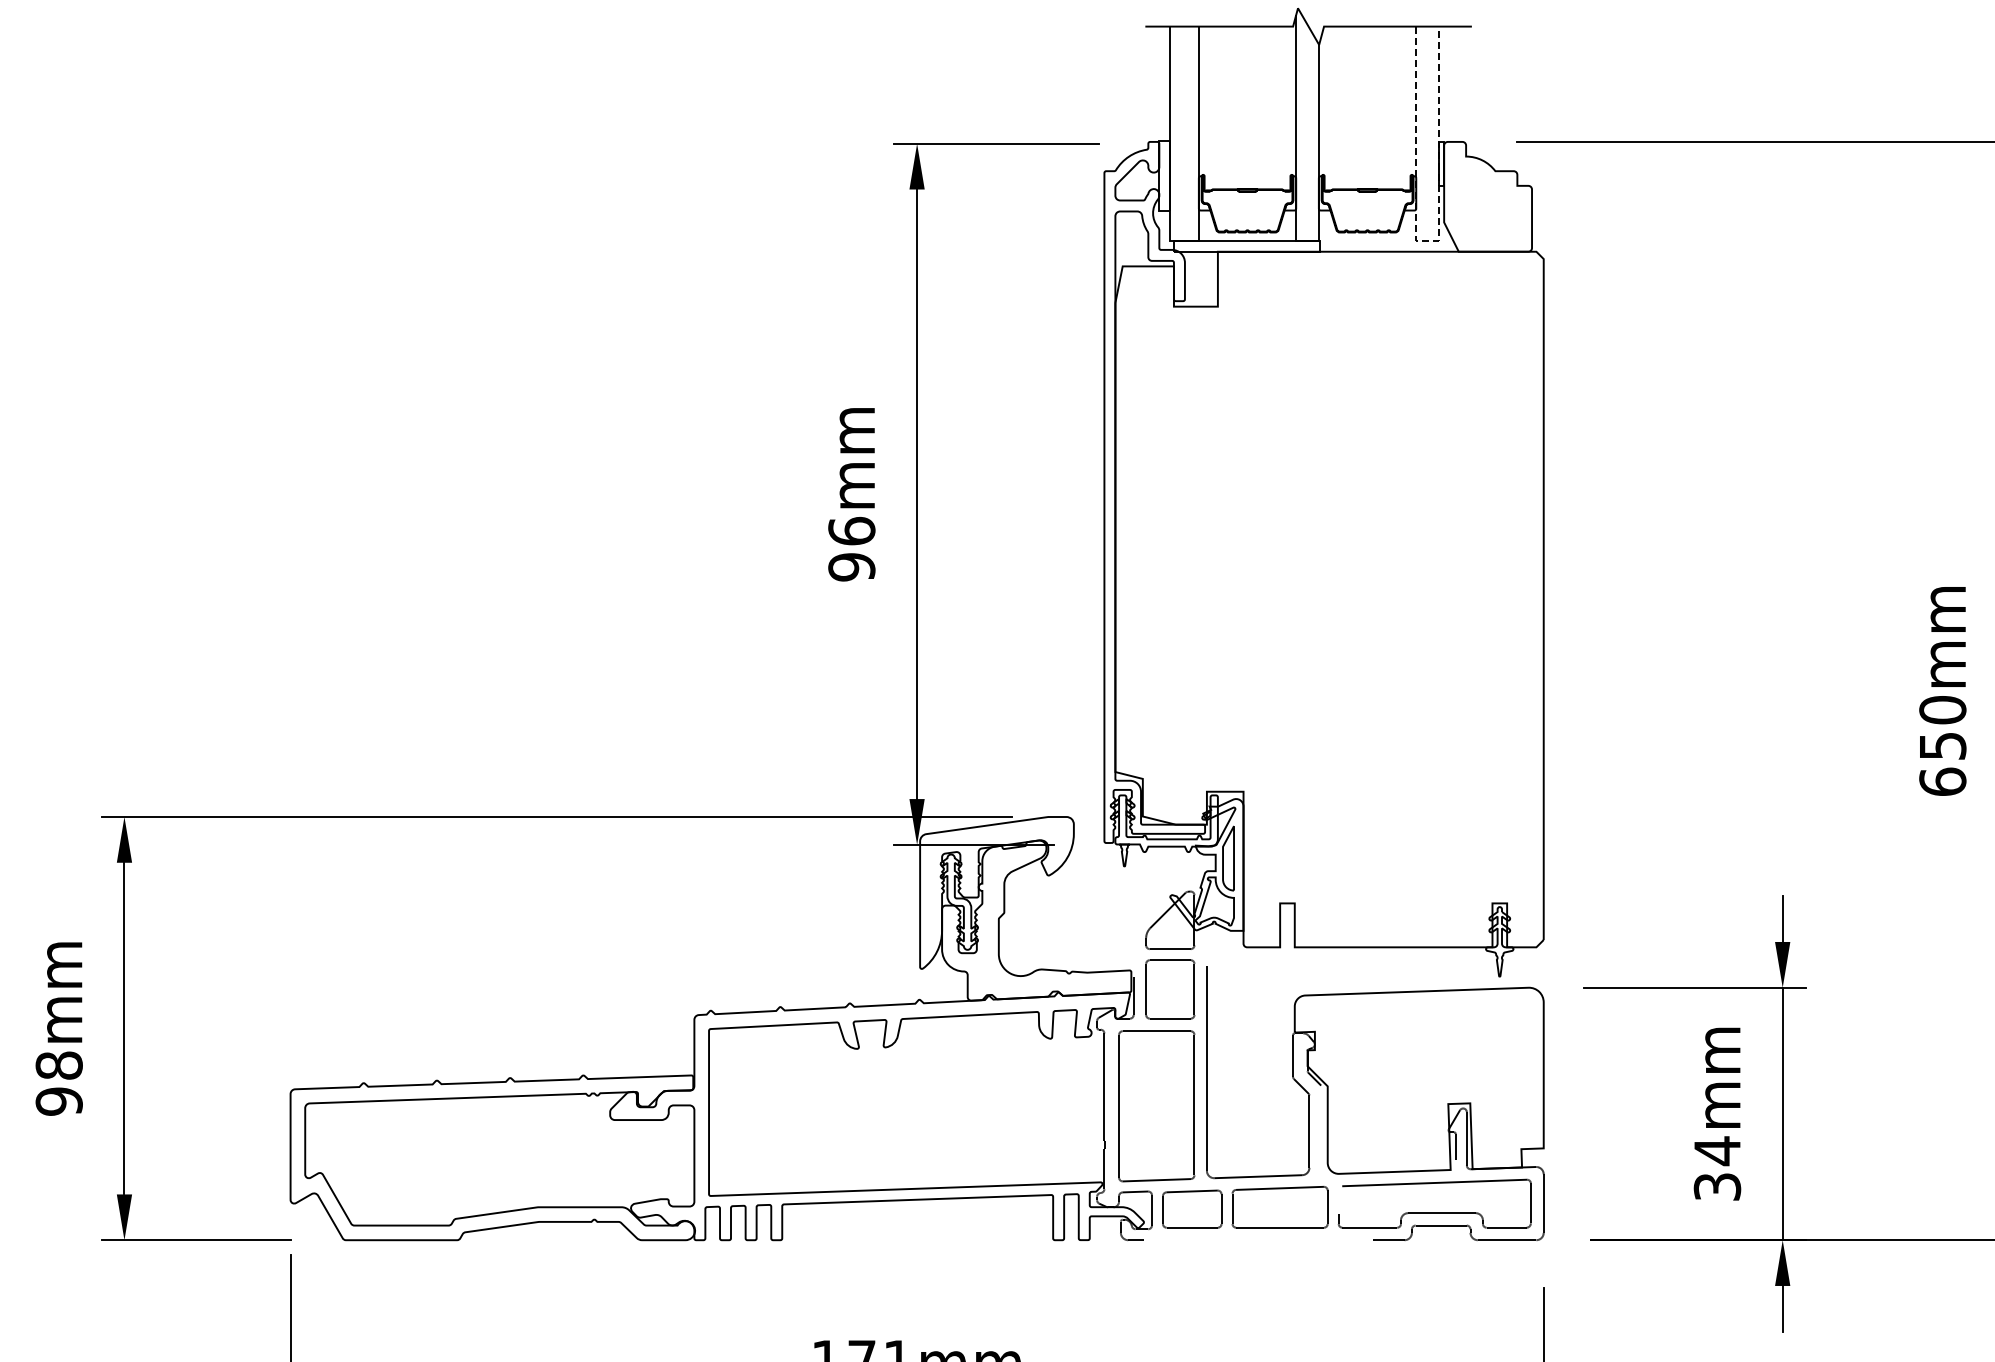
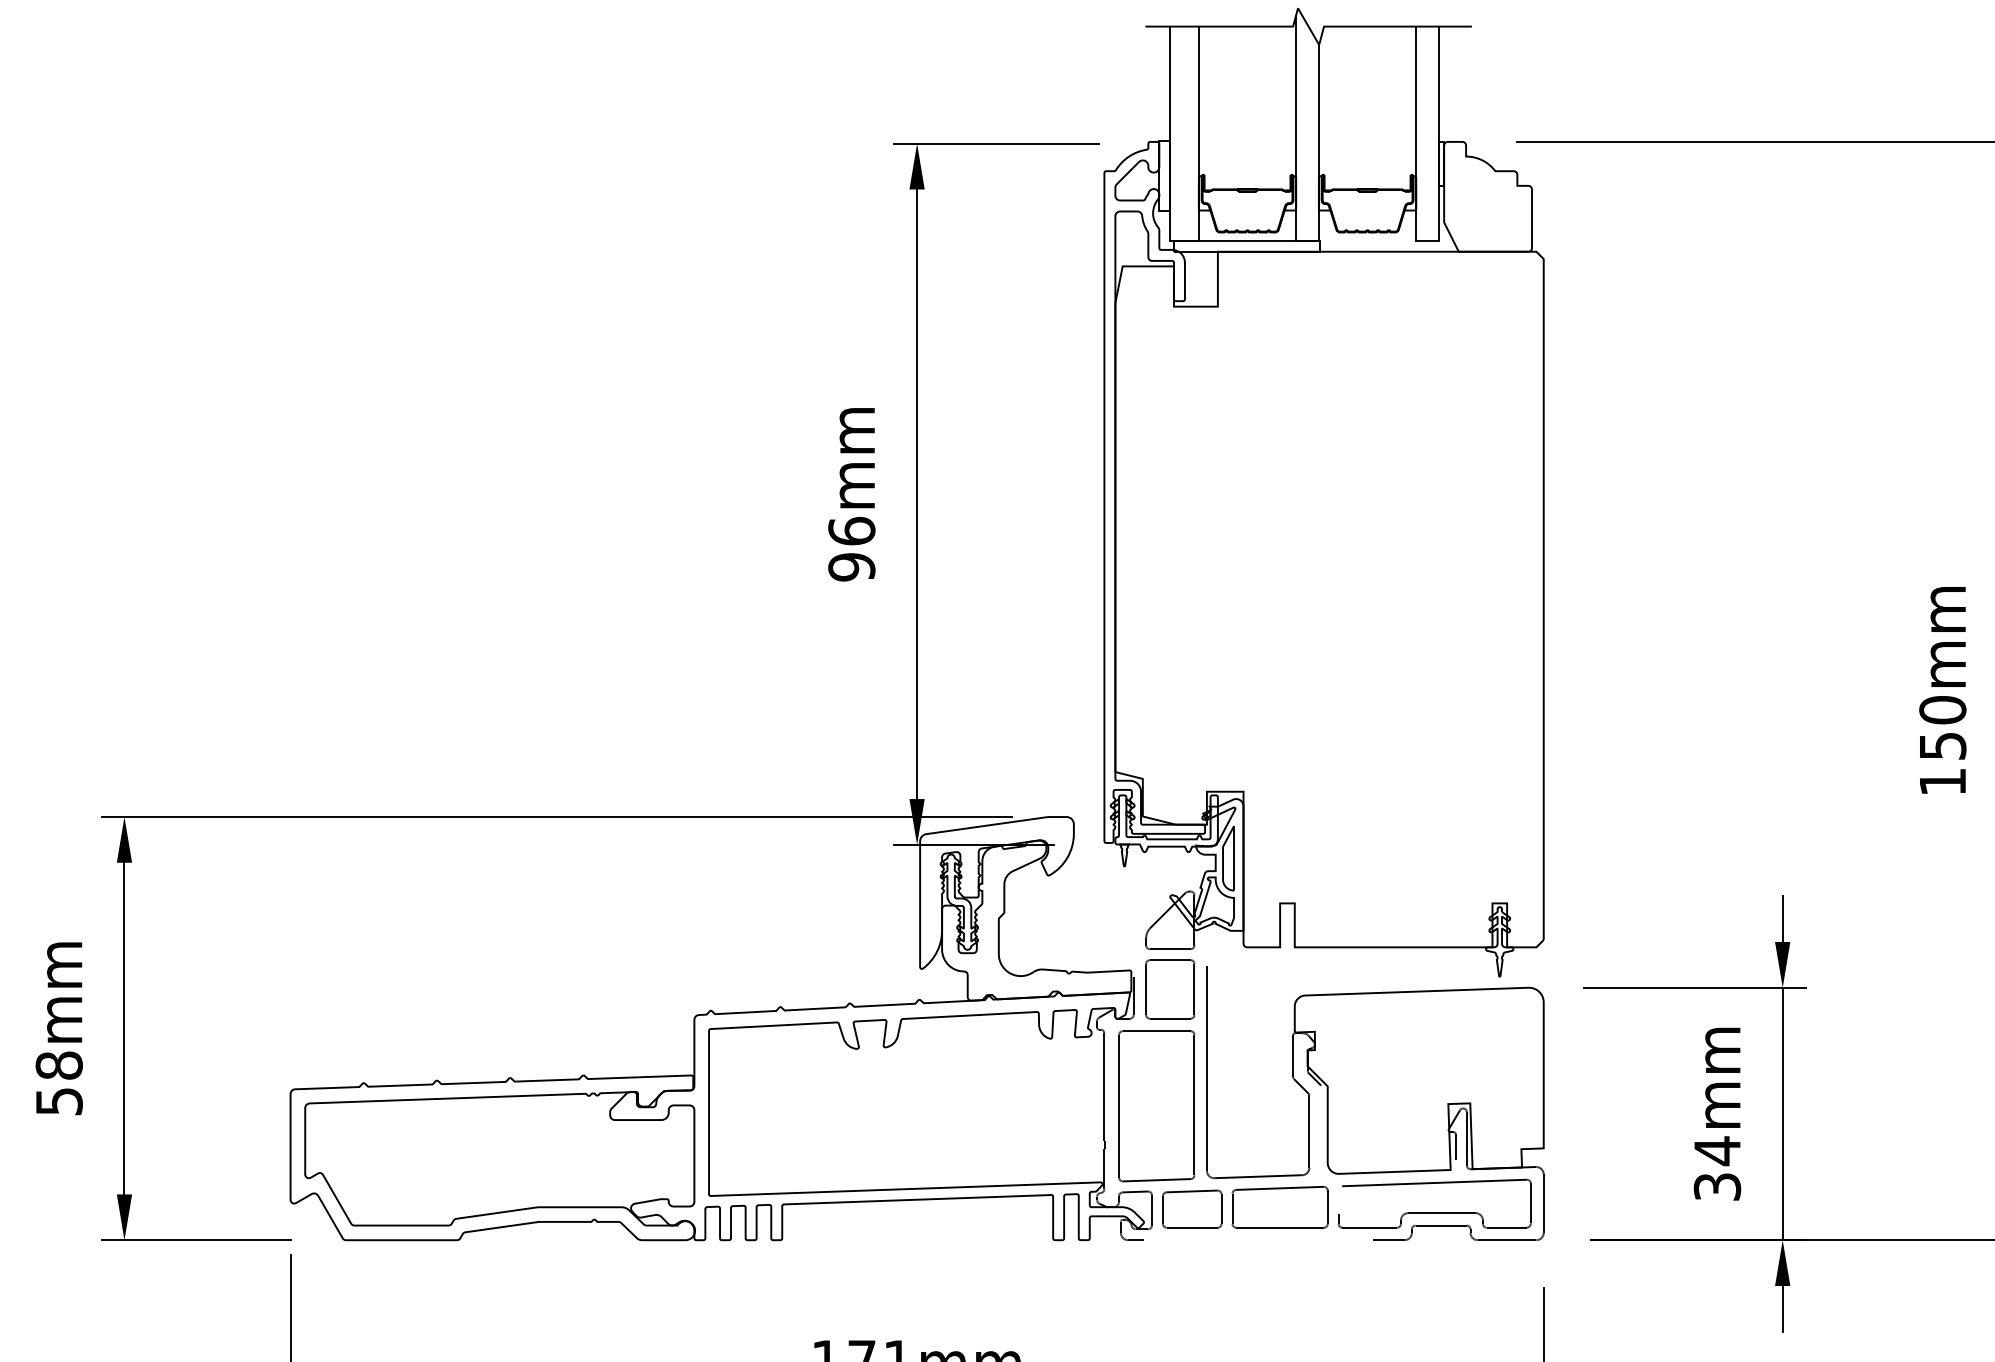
line: dashed -> solid (1428, 240)
text: 650mm -> 150mm (1942, 781)
text: 98mm -> 58mm (58, 1101)
